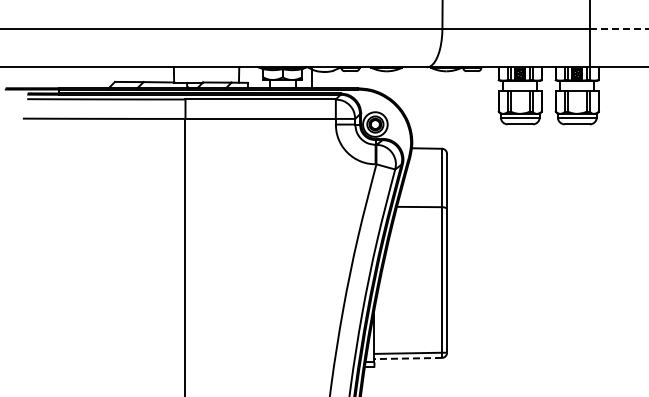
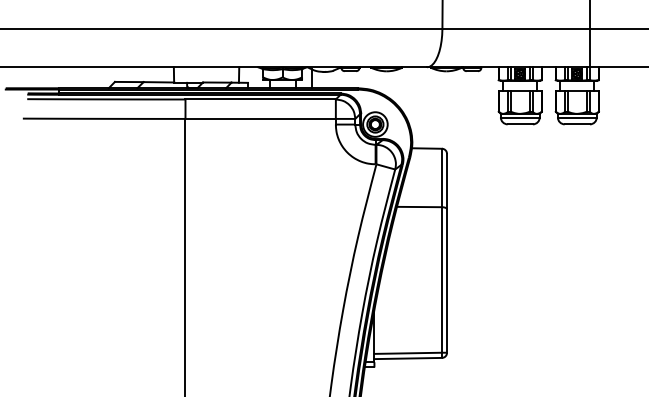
line: dashed -> solid (619, 29)
line: dashed -> solid (408, 358)
